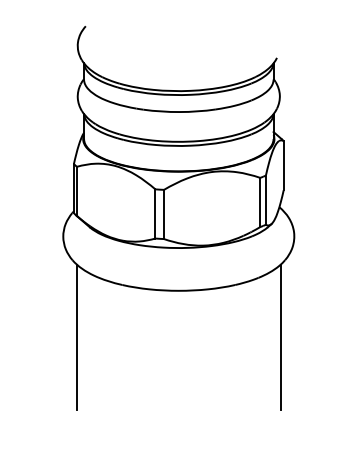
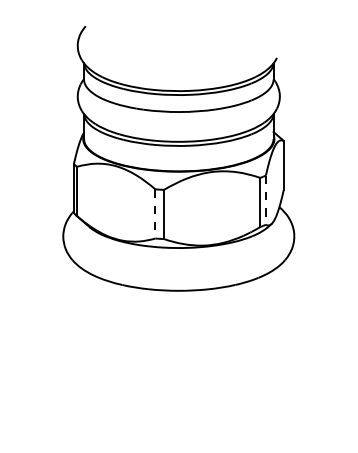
line: solid -> dashed (265, 200)
line: solid -> dashed (155, 213)
line: present -> none (76, 337)
line: present -> none (280, 337)
